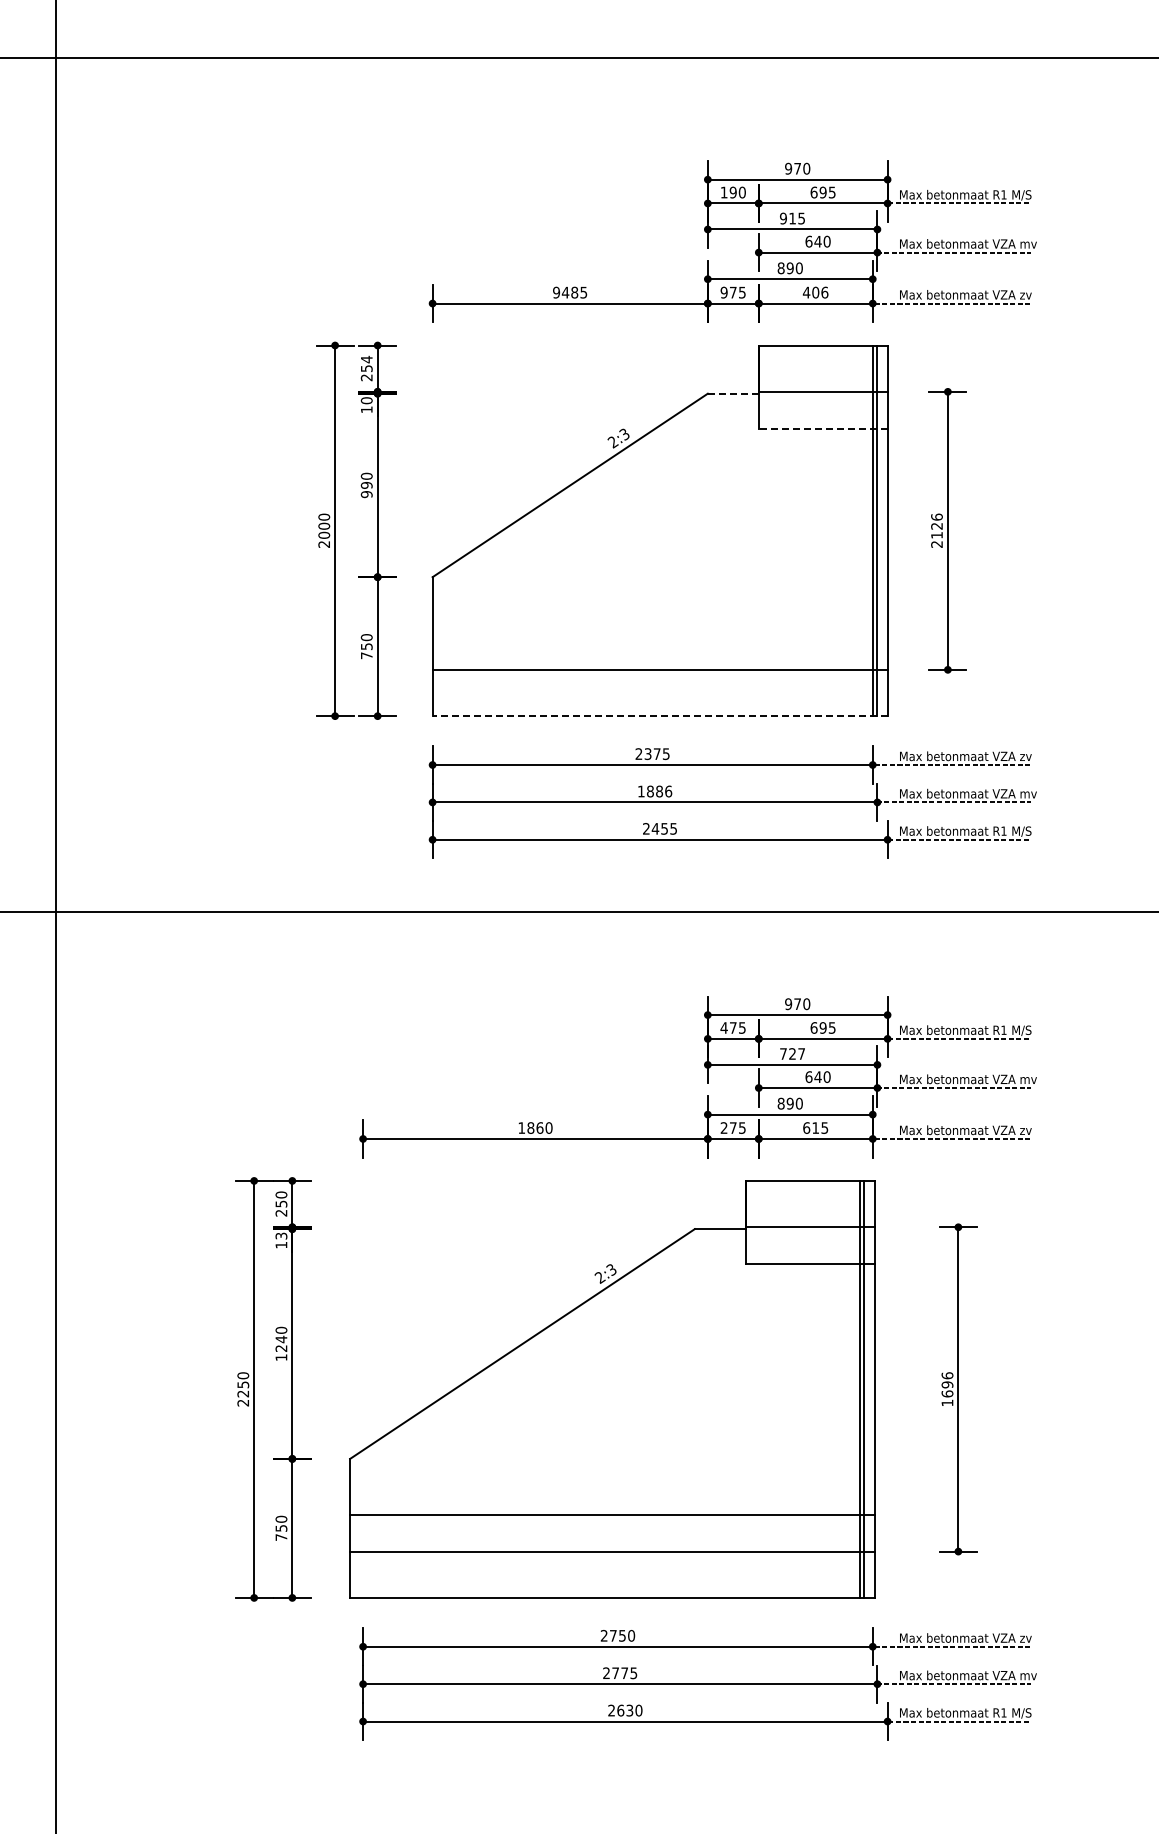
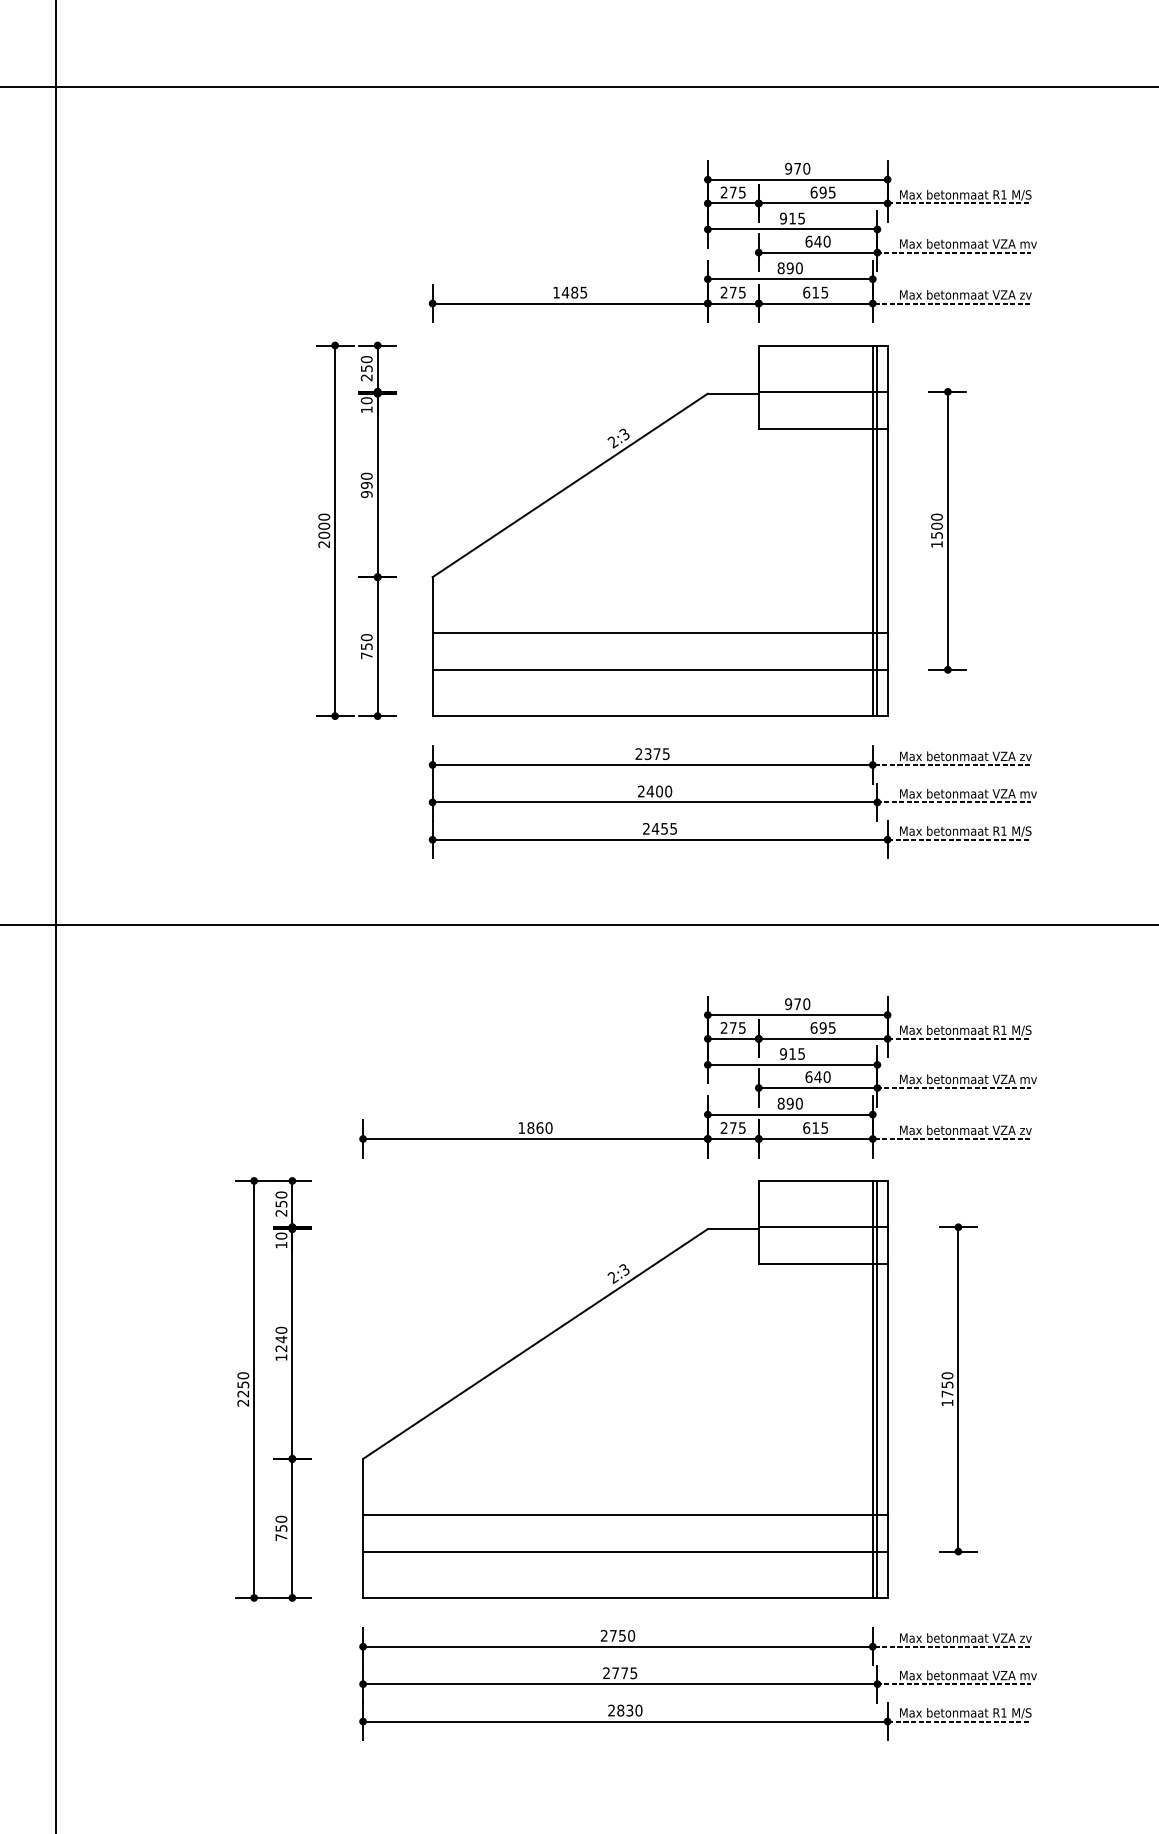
line position: (578, 58) -> (578, 87) (578, 87)
text: 190 -> 275 (732, 192)
text: 9485 -> 1485 (556, 292)
text: 975 -> 275 (723, 292)
text: 406 -> 615 (815, 292)
text: 254 -> 250 (366, 359)
line: dashed -> solid (733, 393)
line: dashed -> solid (822, 428)
text: 2126 -> 1500 (936, 530)
line: none -> present (659, 632)
line: dashed -> solid (659, 716)
text: 1886 -> 2400 (654, 791)
line position: (578, 911) -> (578, 924) (578, 924)
text: 475 -> 275 (723, 1027)
text: 727 -> 915 (792, 1053)
text: 13 -> 10 (281, 1235)
text: 1696 -> 1750 (947, 1384)
part position: (612, 1389) -> (625, 1389) (625, 1389)
text: 2630 -> 2830 (620, 1710)
